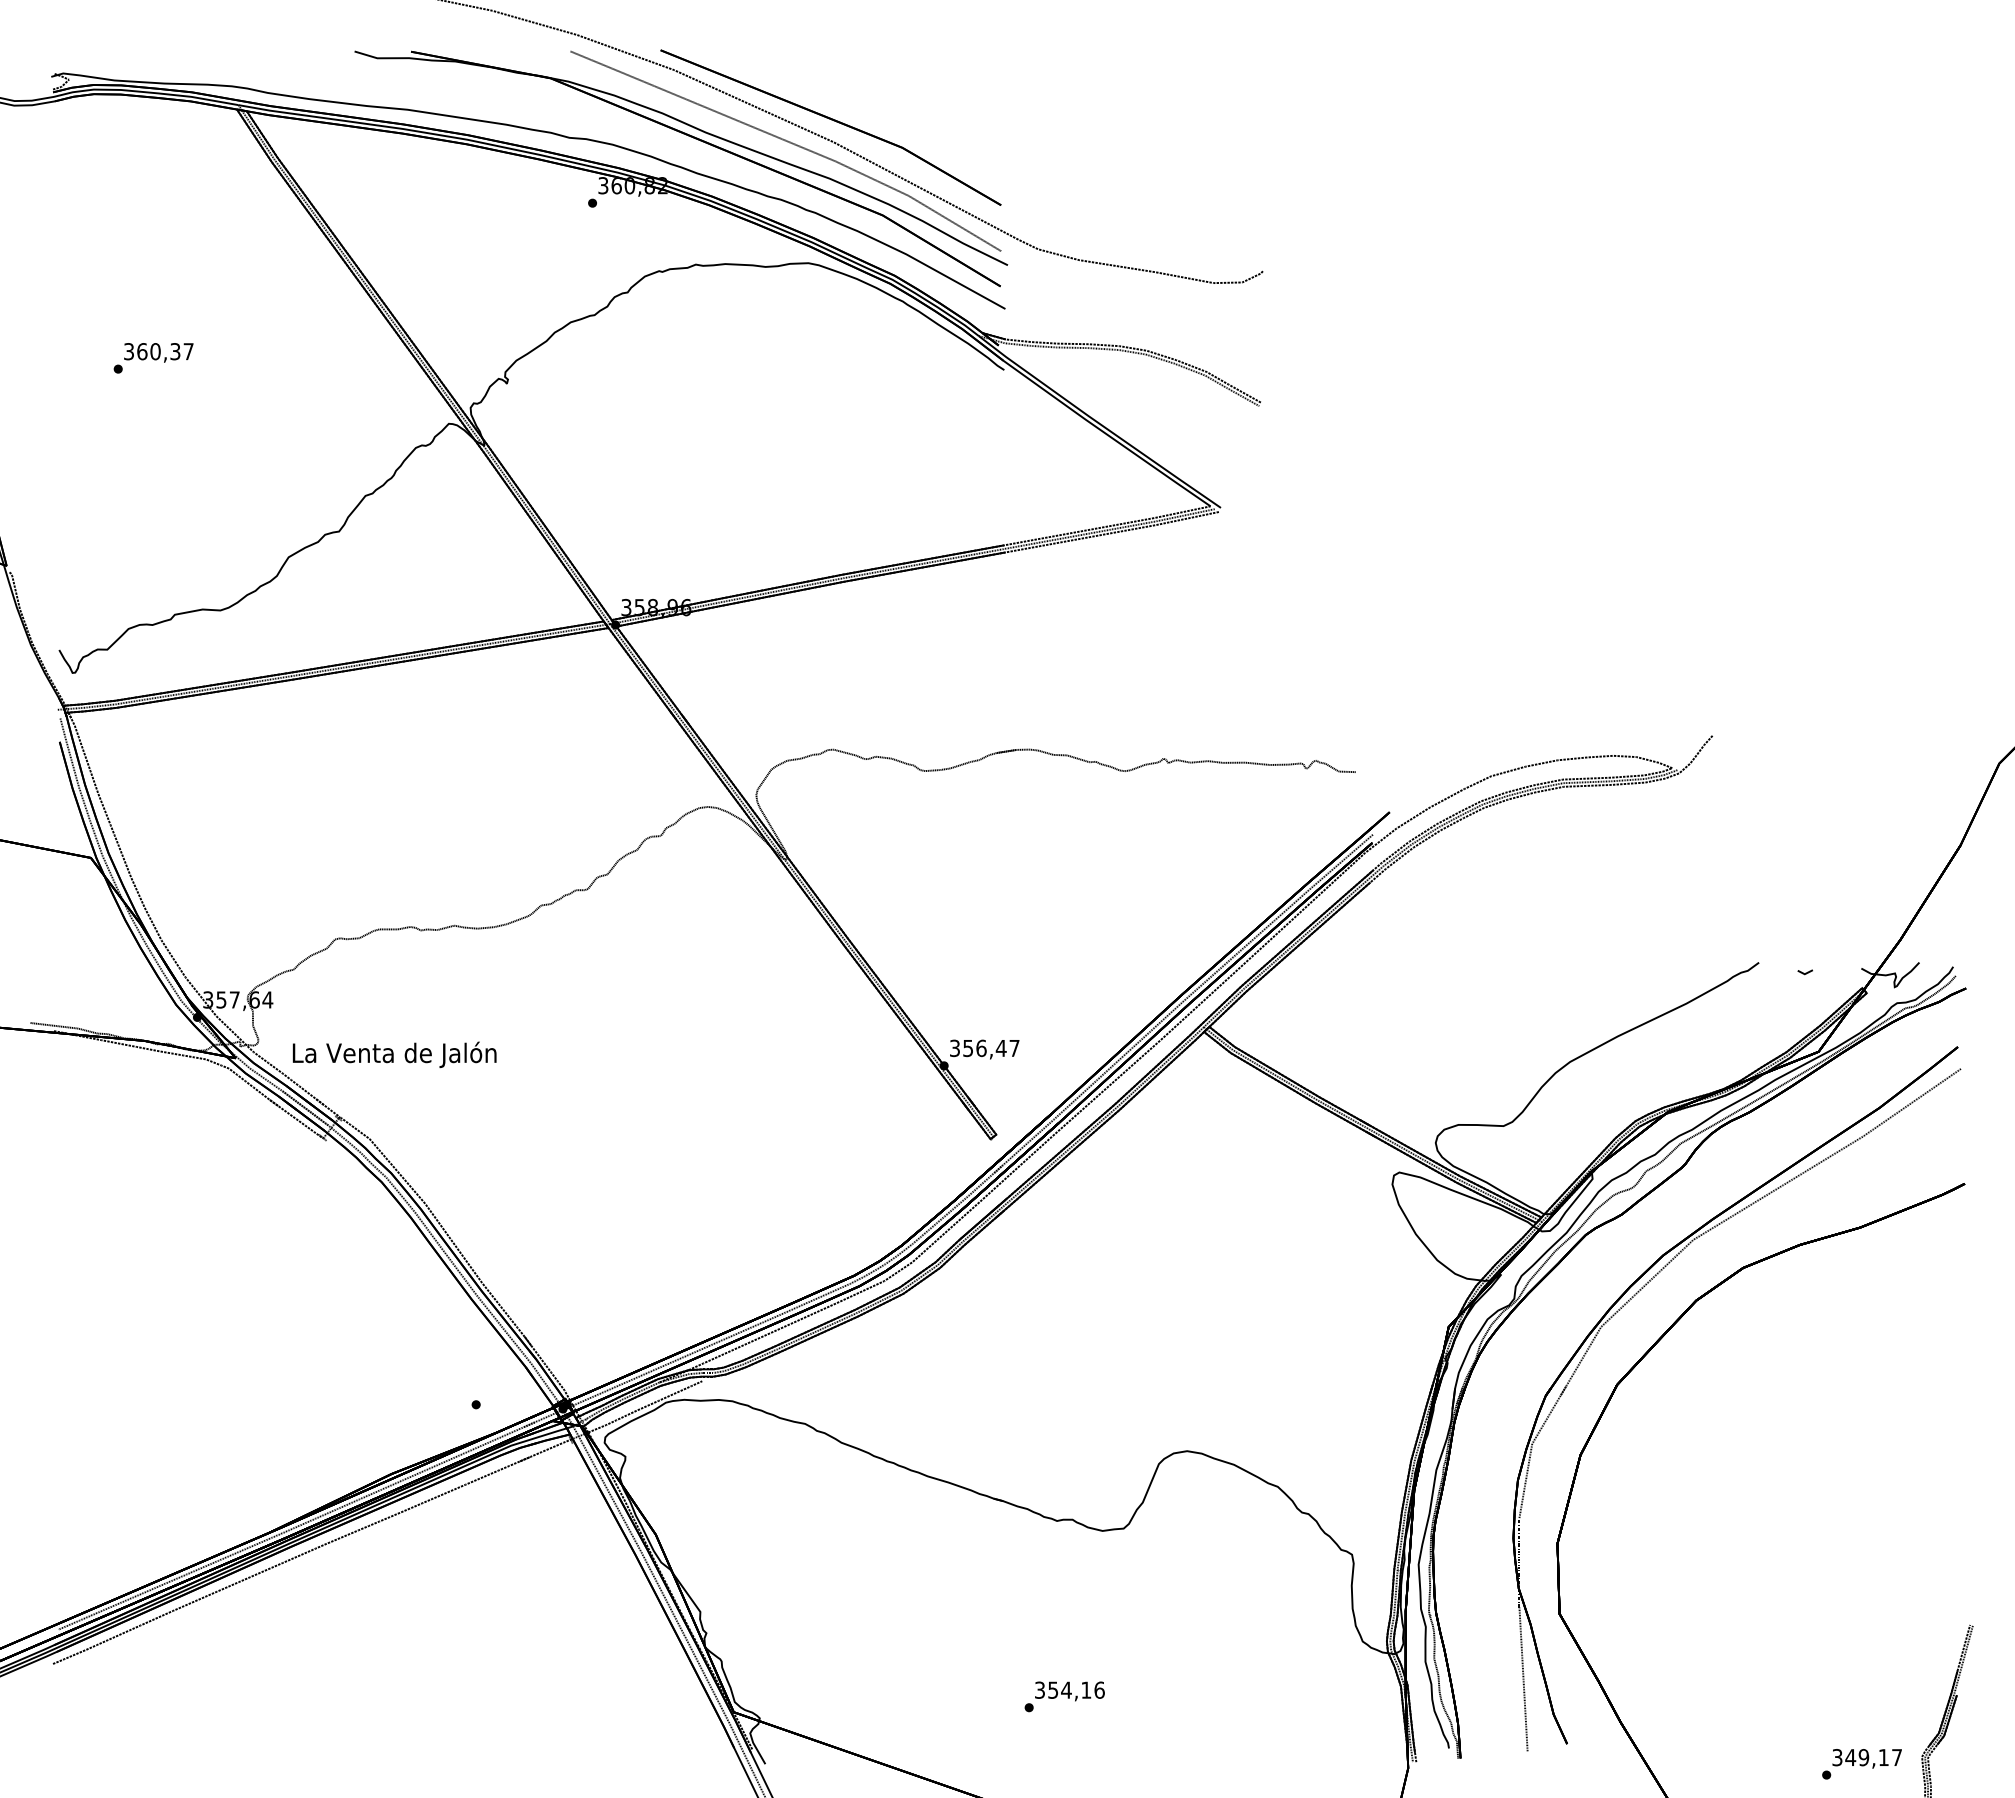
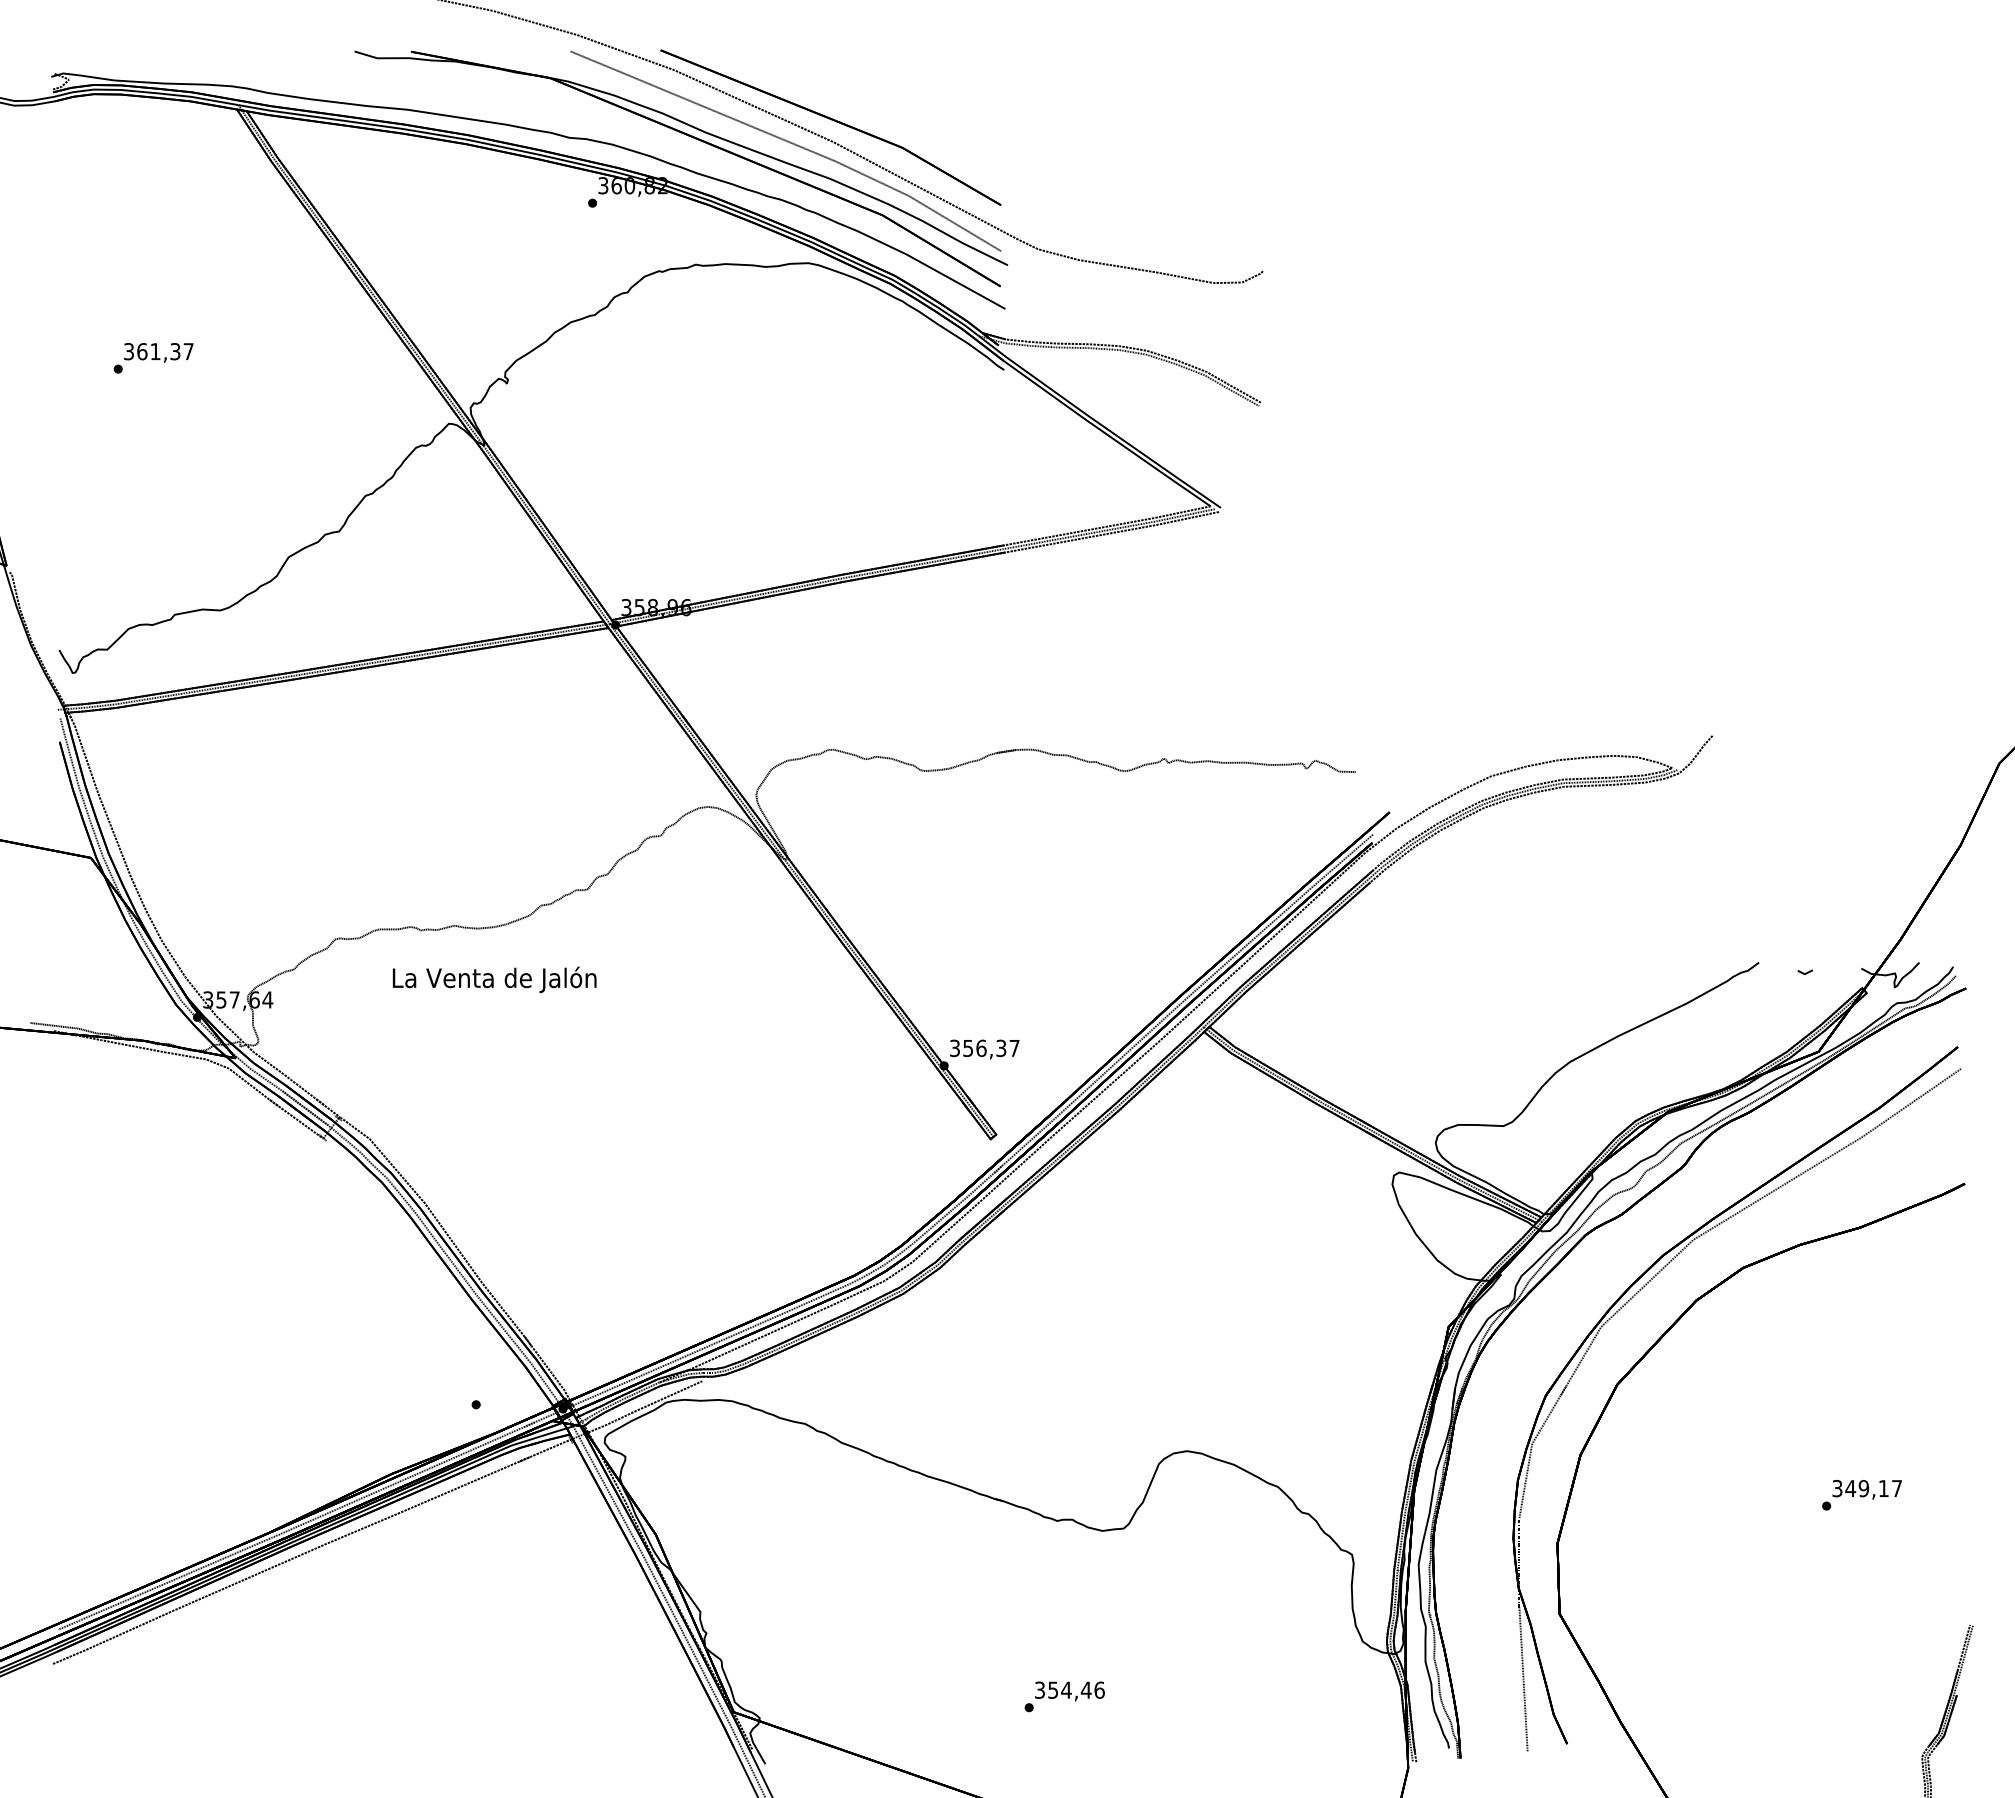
text: 360,37 -> 361,37 (155, 351)
text: 356,47 -> 356,37 (1000, 1048)
text position: (394, 1054) -> (494, 979) (494, 979)
text: 354,16 -> 354,46 (1085, 1689)
text position: (1861, 1764) -> (1861, 1495) (1861, 1495)
